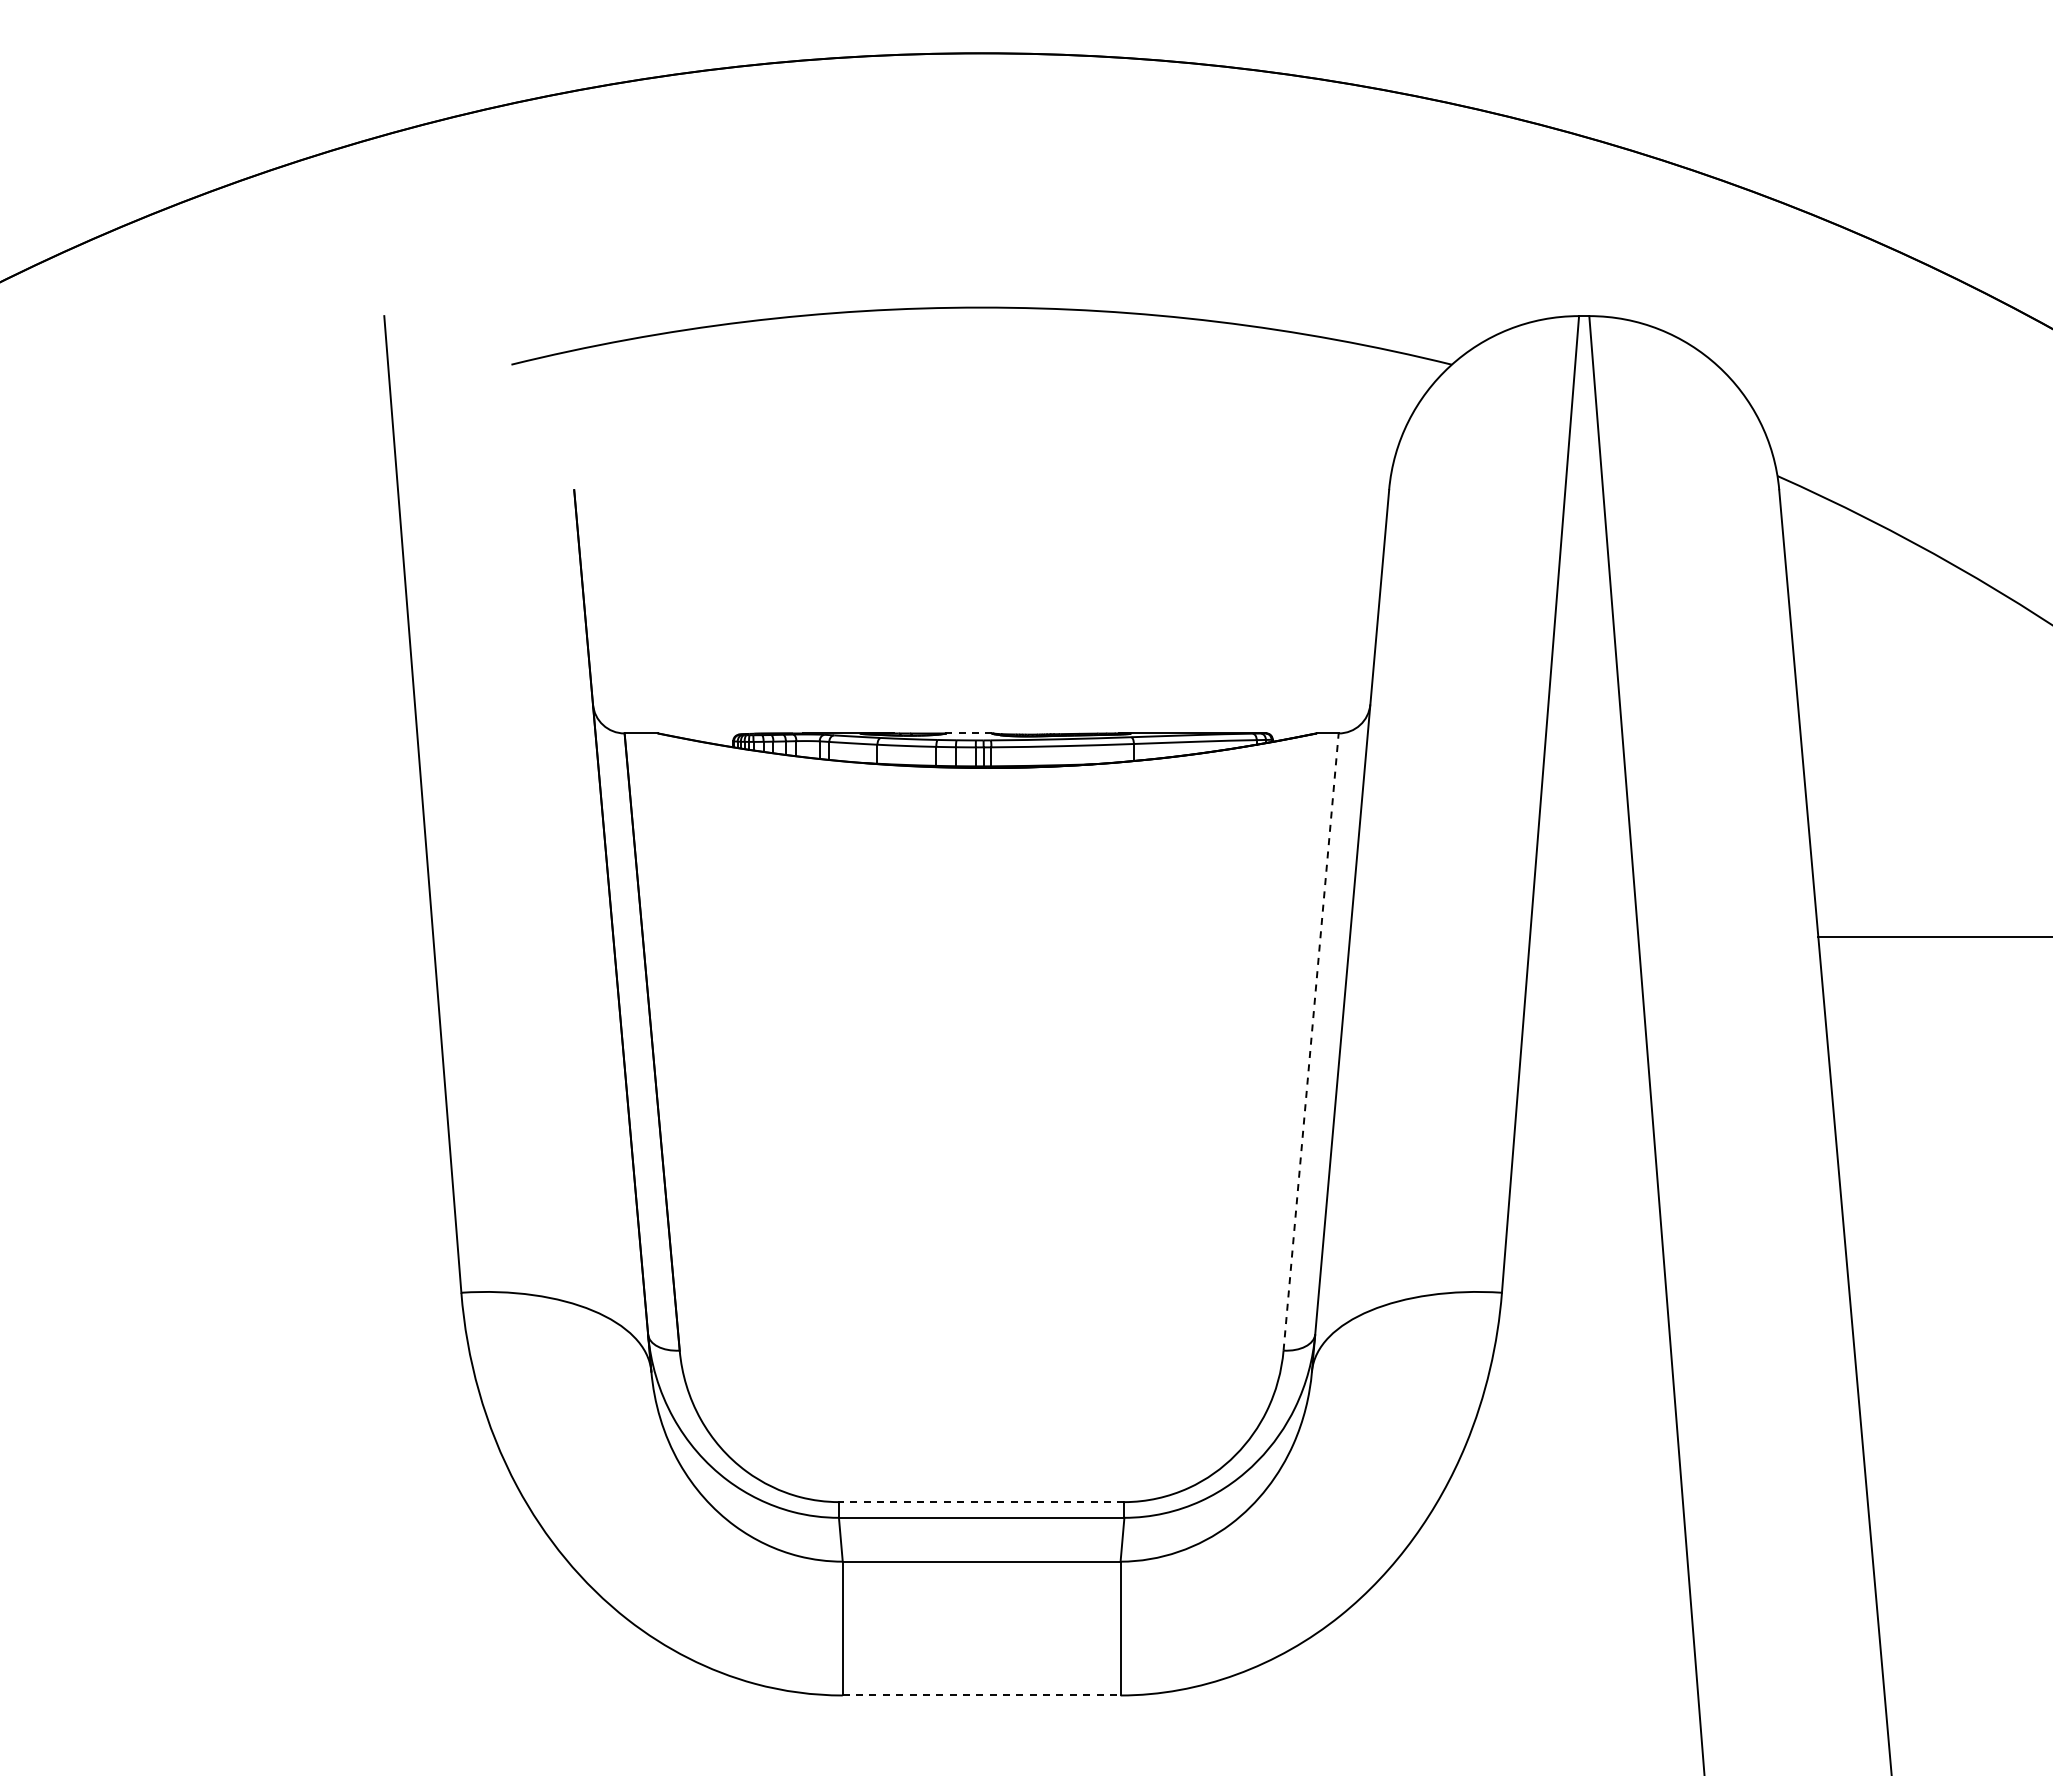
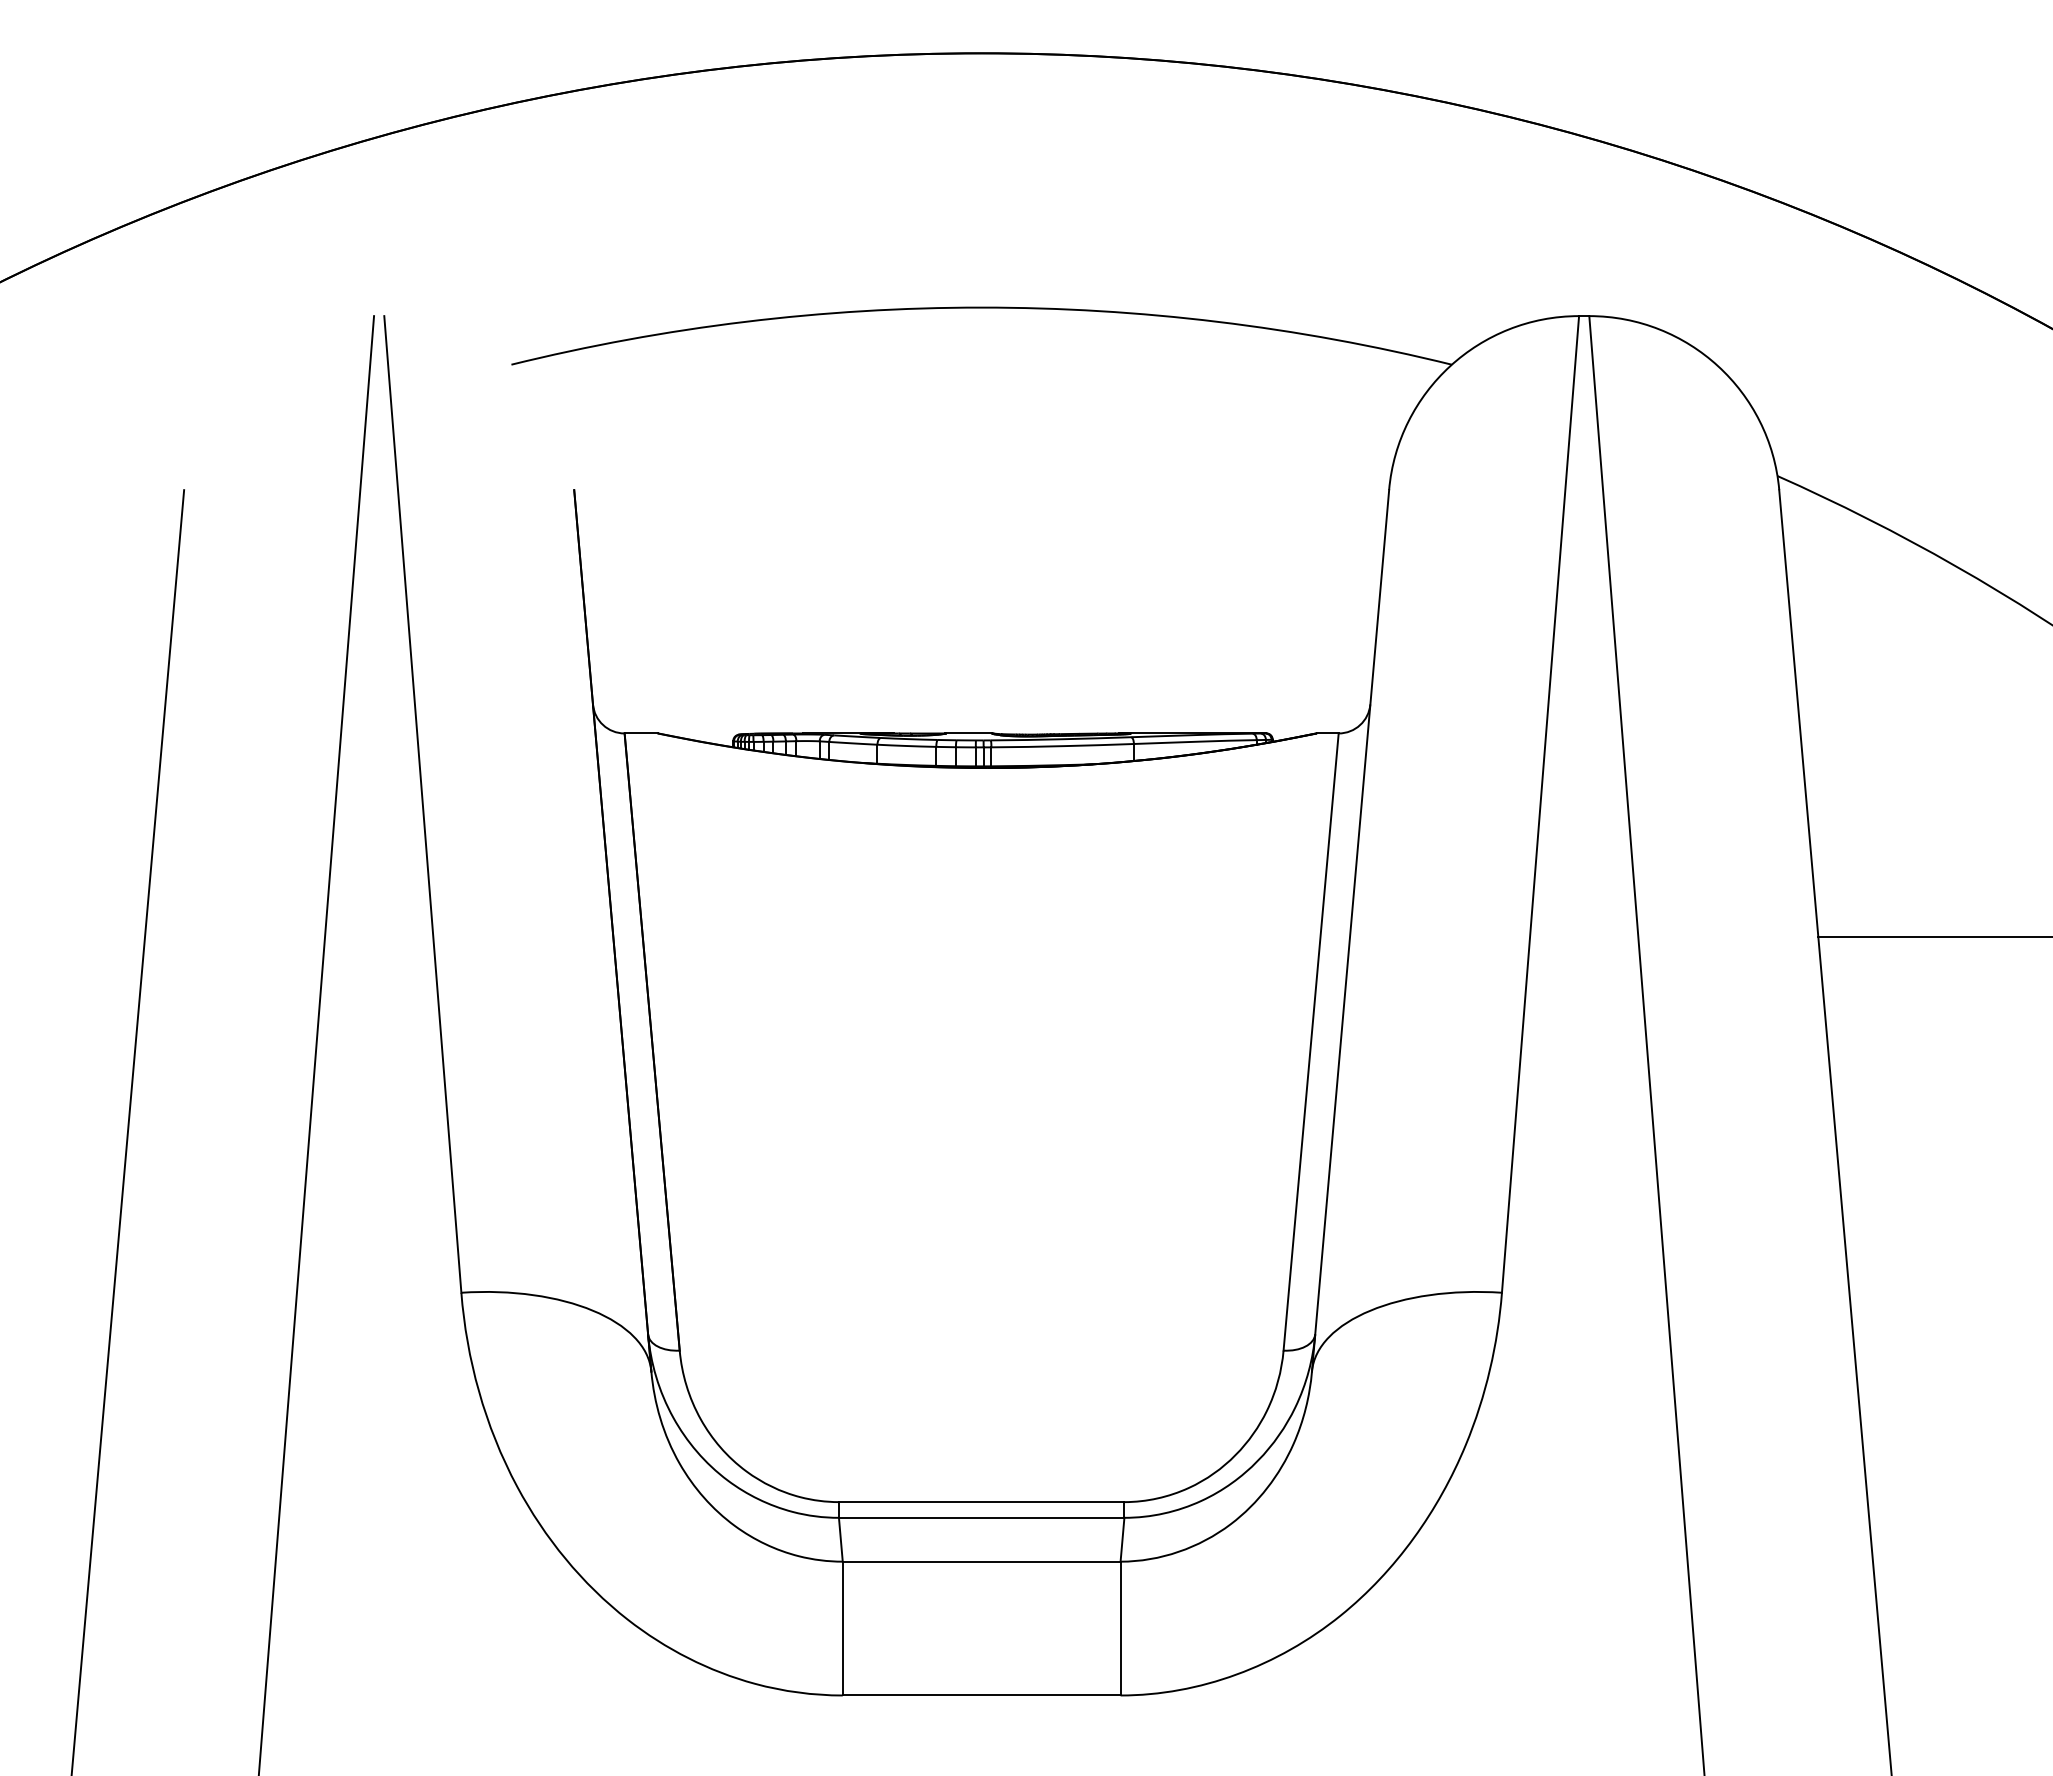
line: dashed -> solid (968, 733)
line: dashed -> solid (1311, 1042)
line: none -> present (316, 1044)
line: none -> present (127, 1131)
line: dashed -> solid (981, 1502)
line: dashed -> solid (981, 1695)
